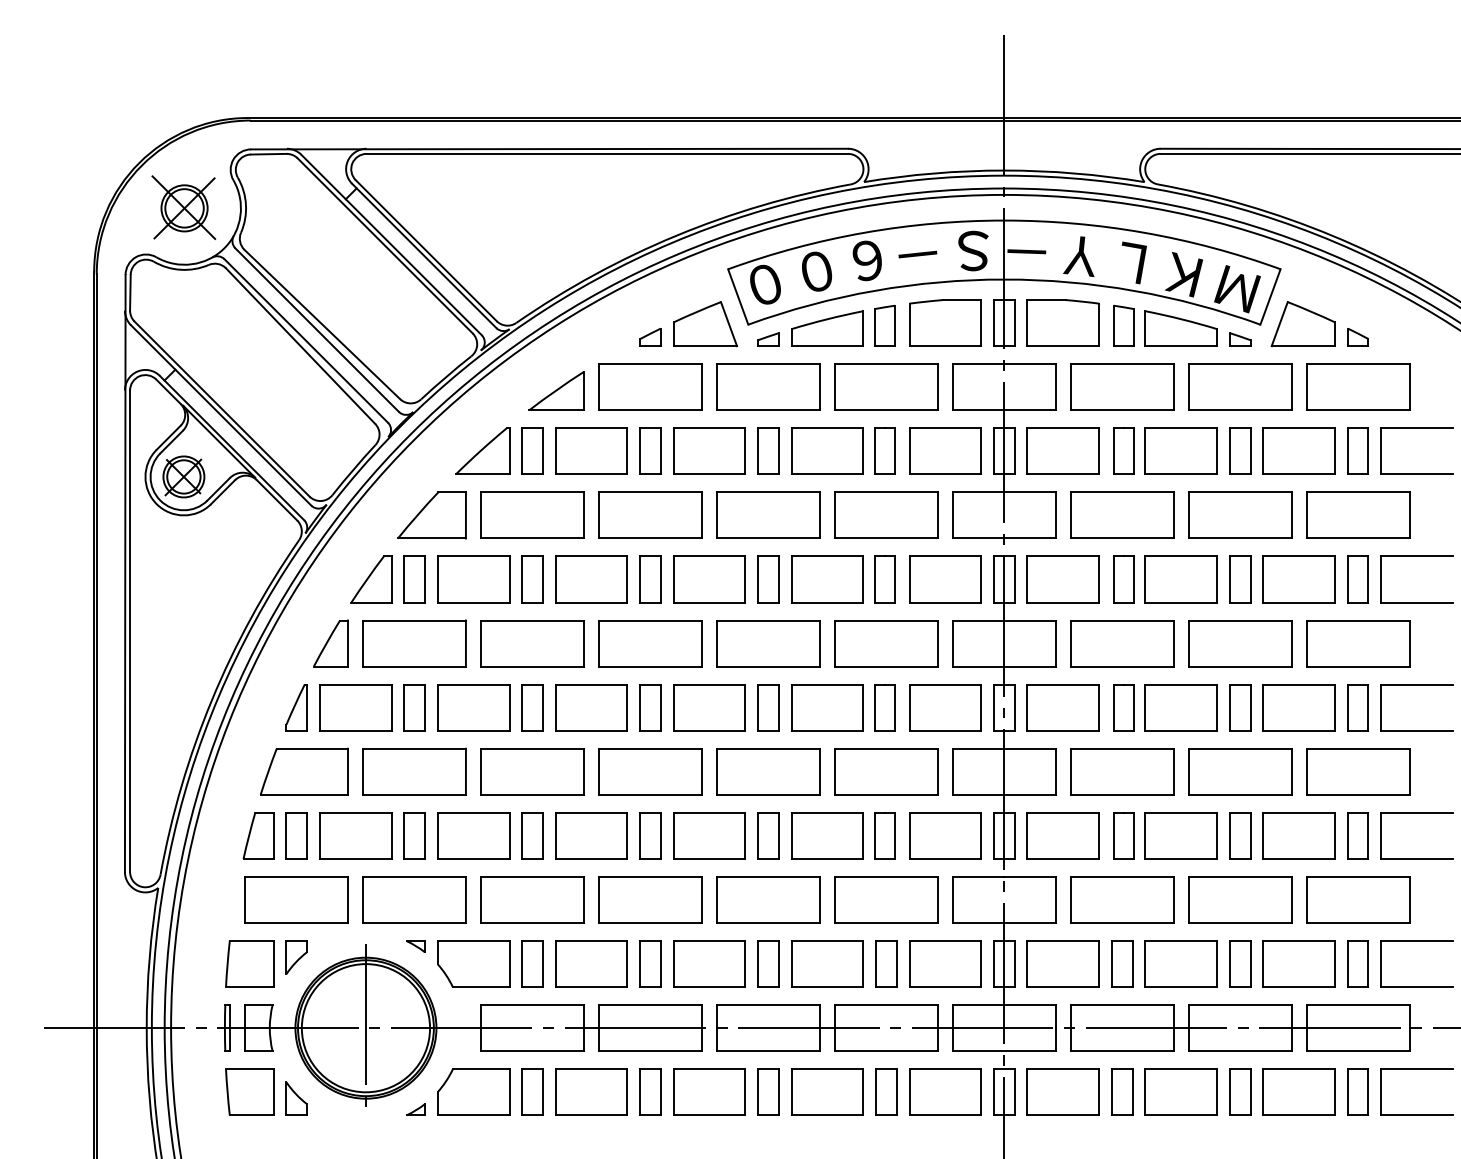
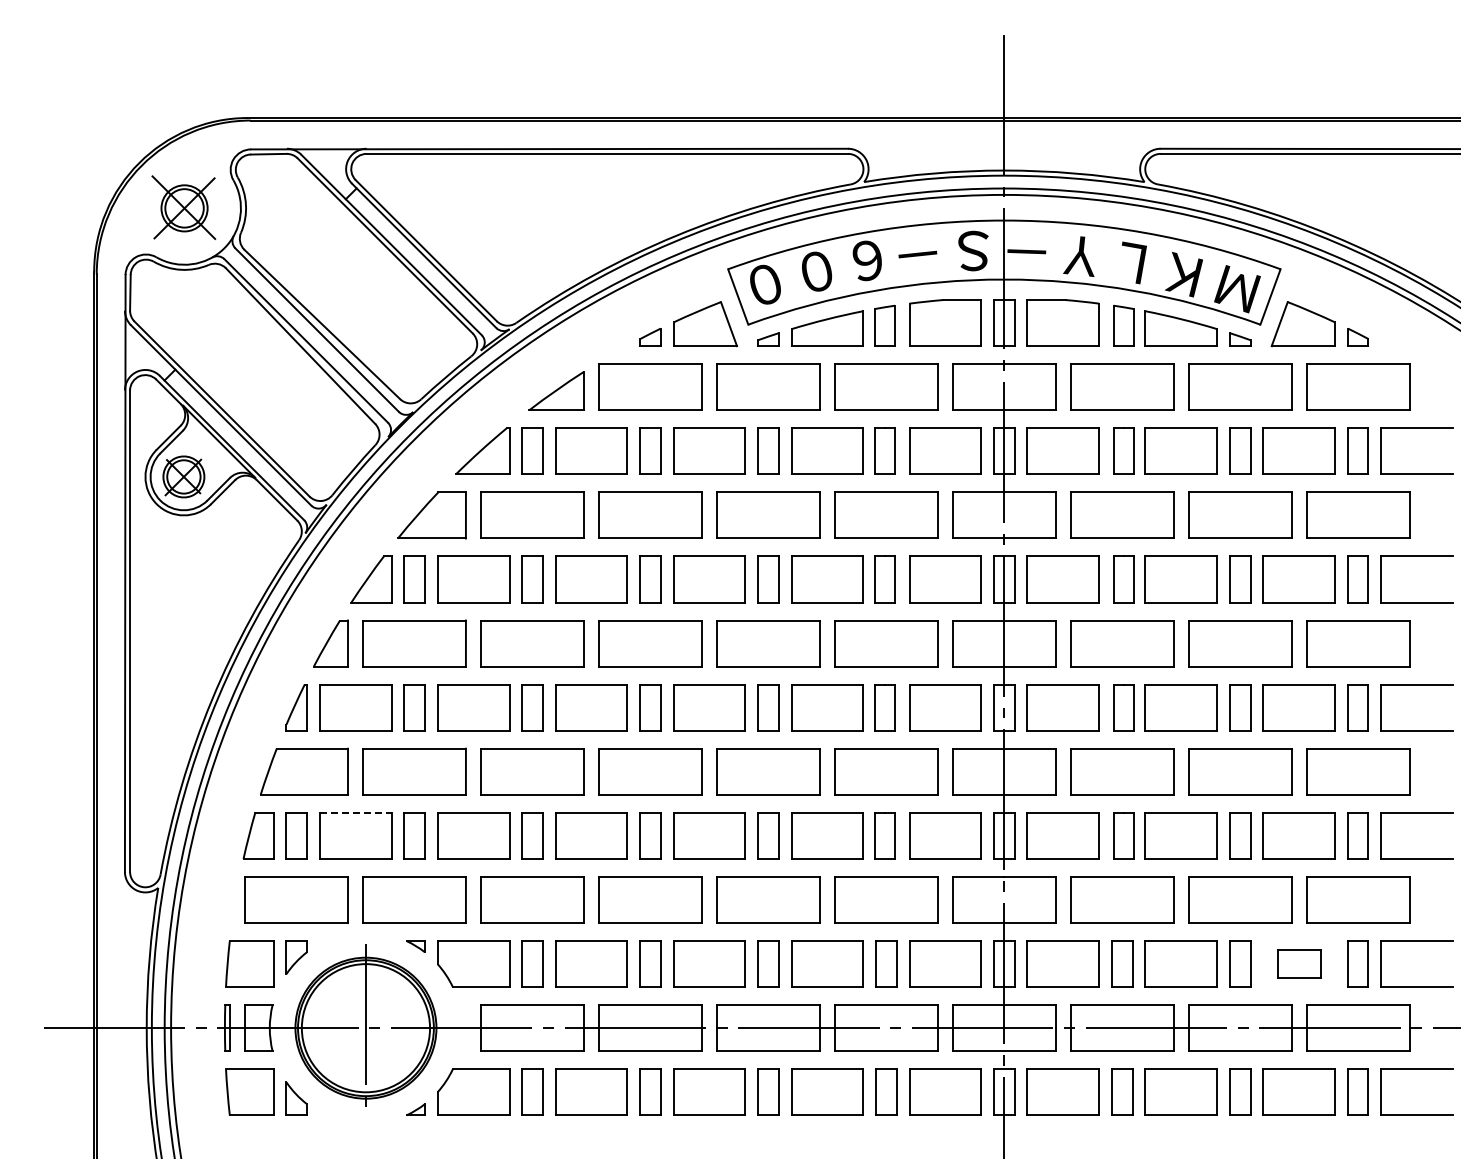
line: solid -> dashed (355, 812)
part size: 74x48 px -> 45x30 px (1299, 963)
